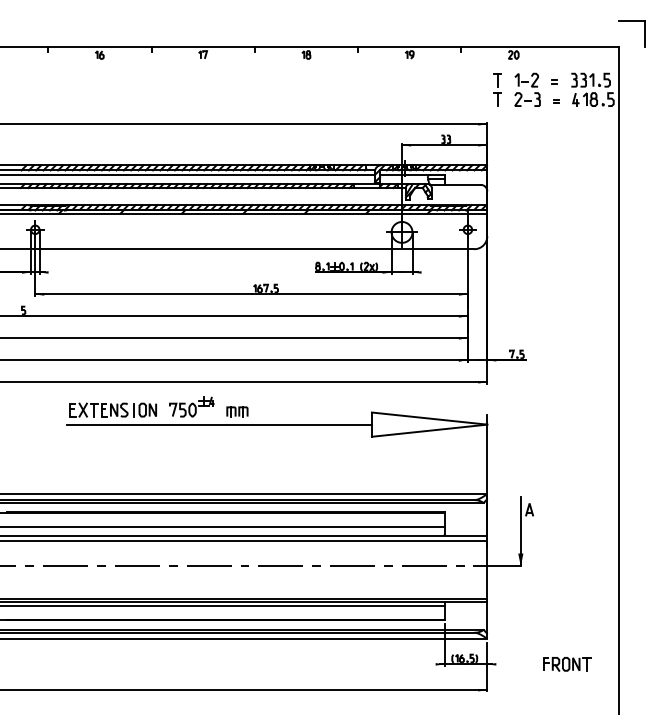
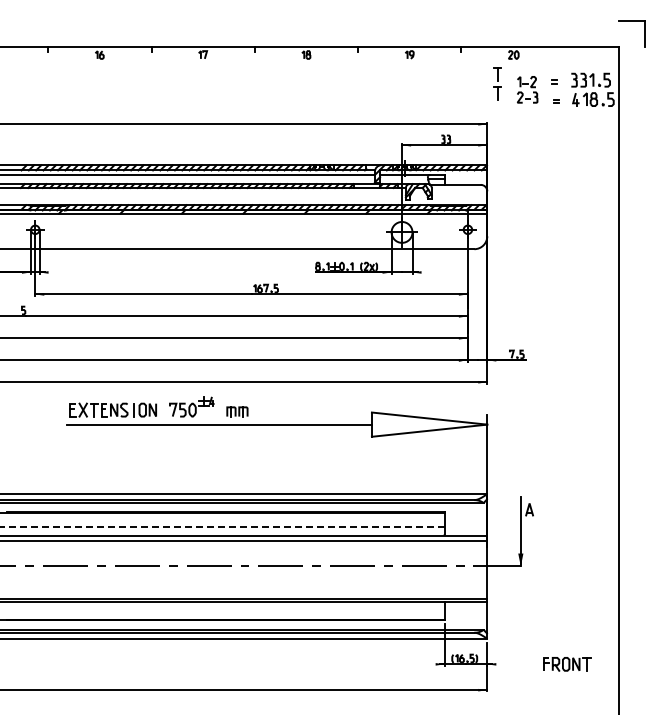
part position: (497, 89) -> (497, 83) (497, 83)
part size: 27x35 px -> 22x28 px (527, 89)
line: solid -> dashed (222, 526)
line: present -> none (223, 606)
